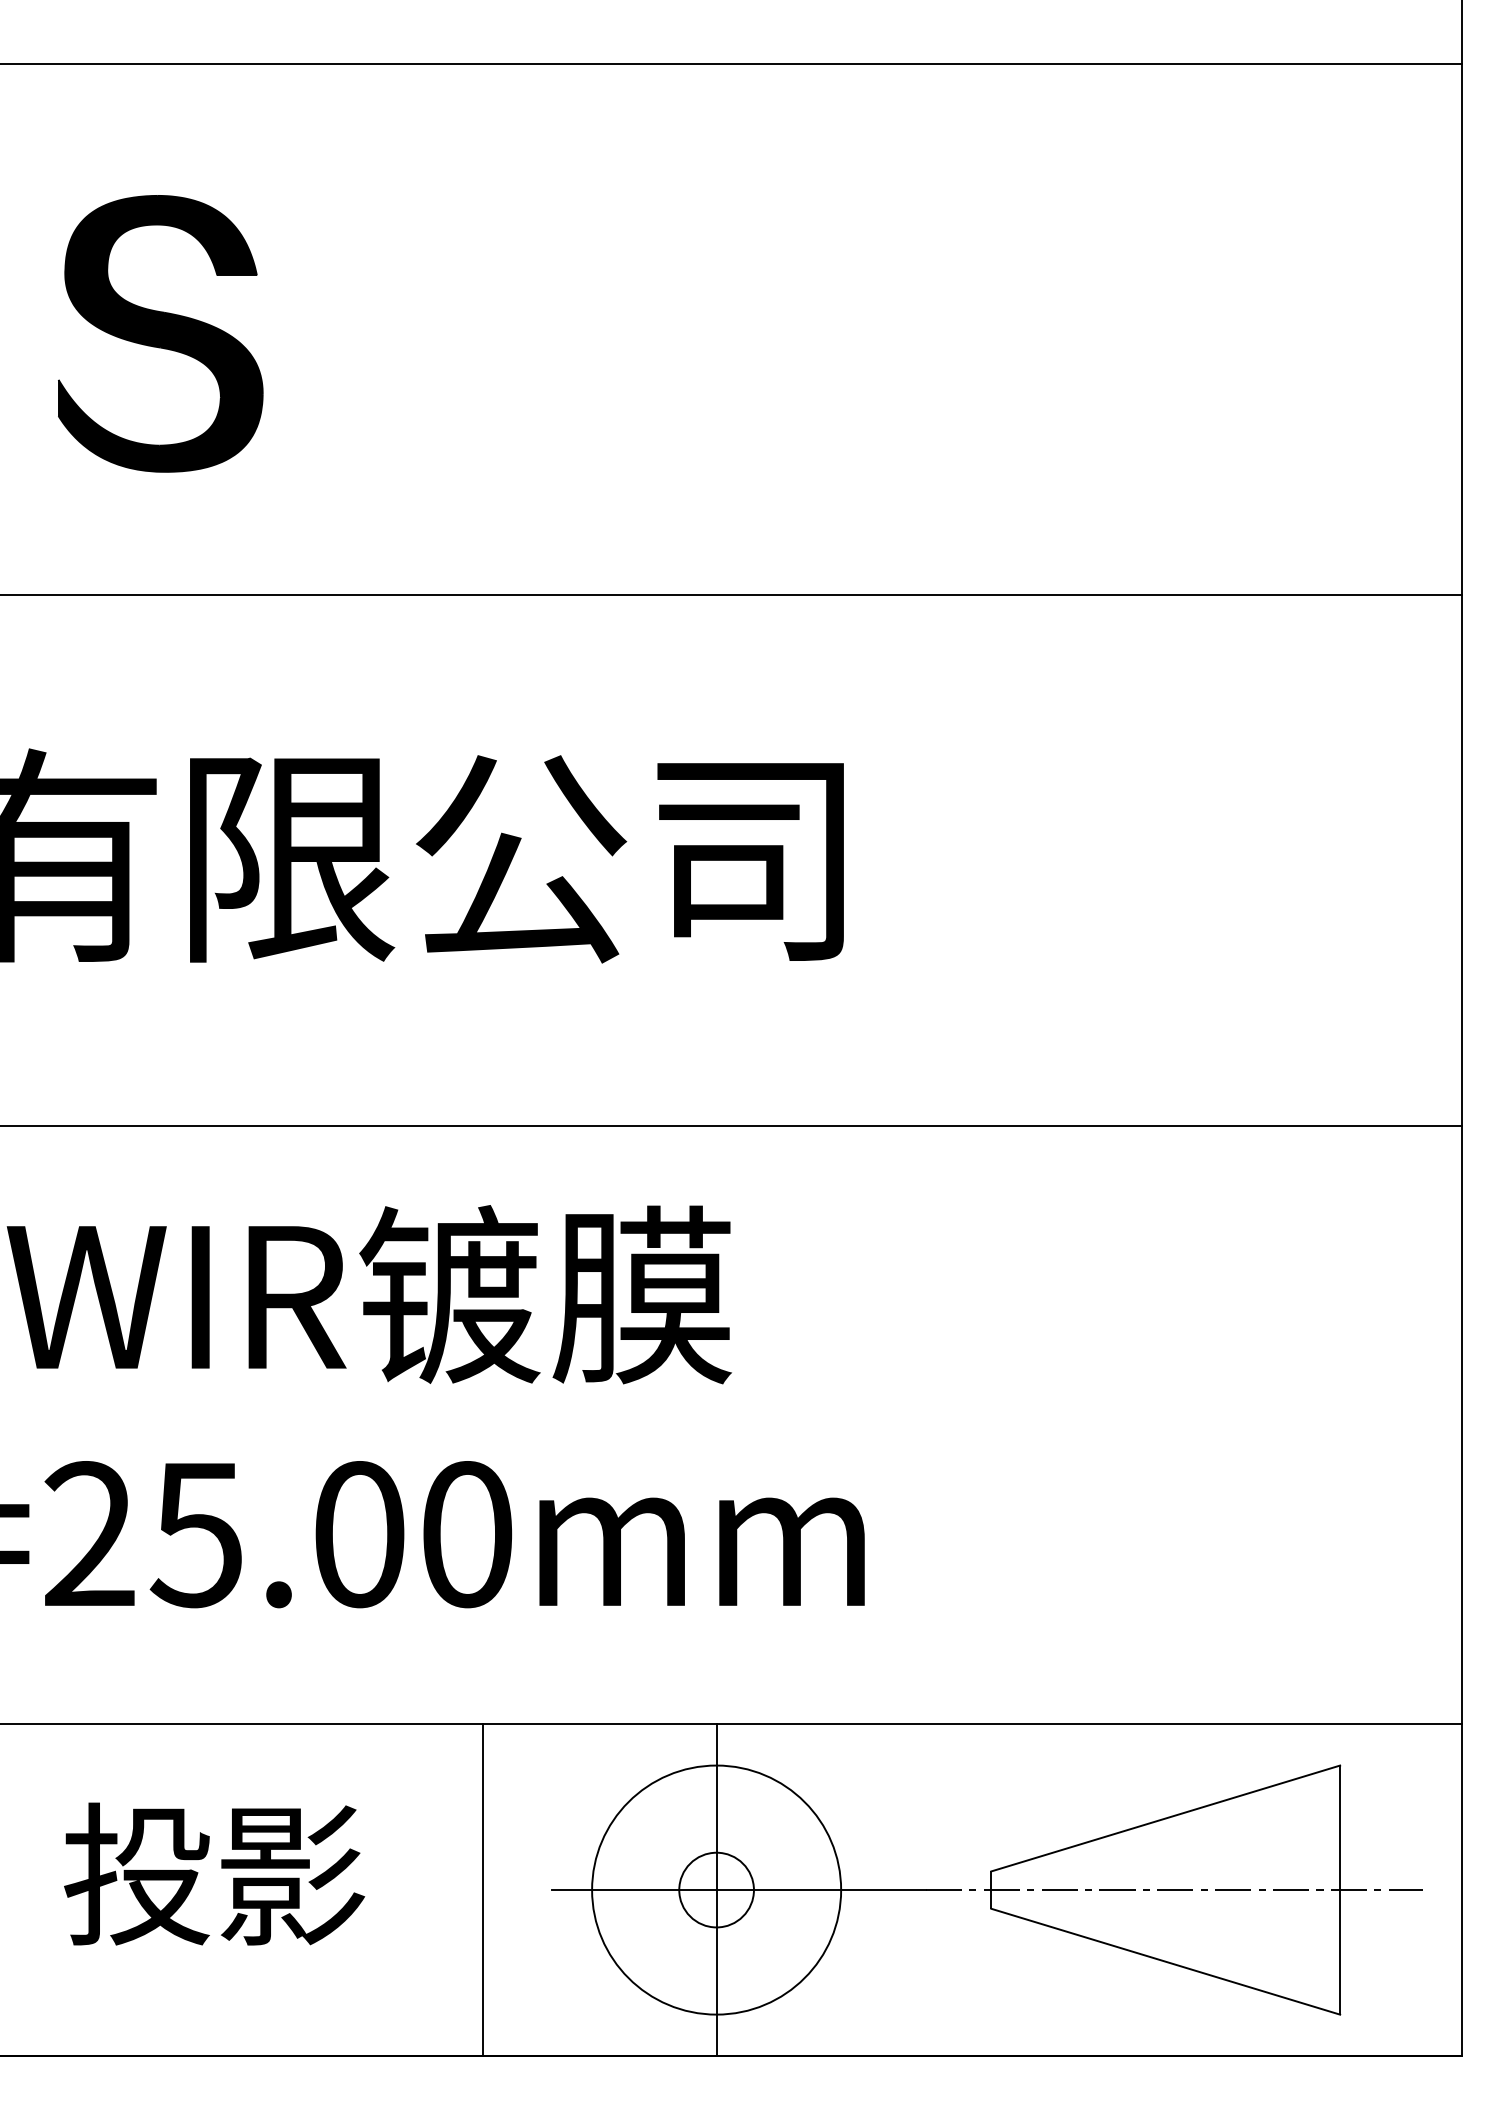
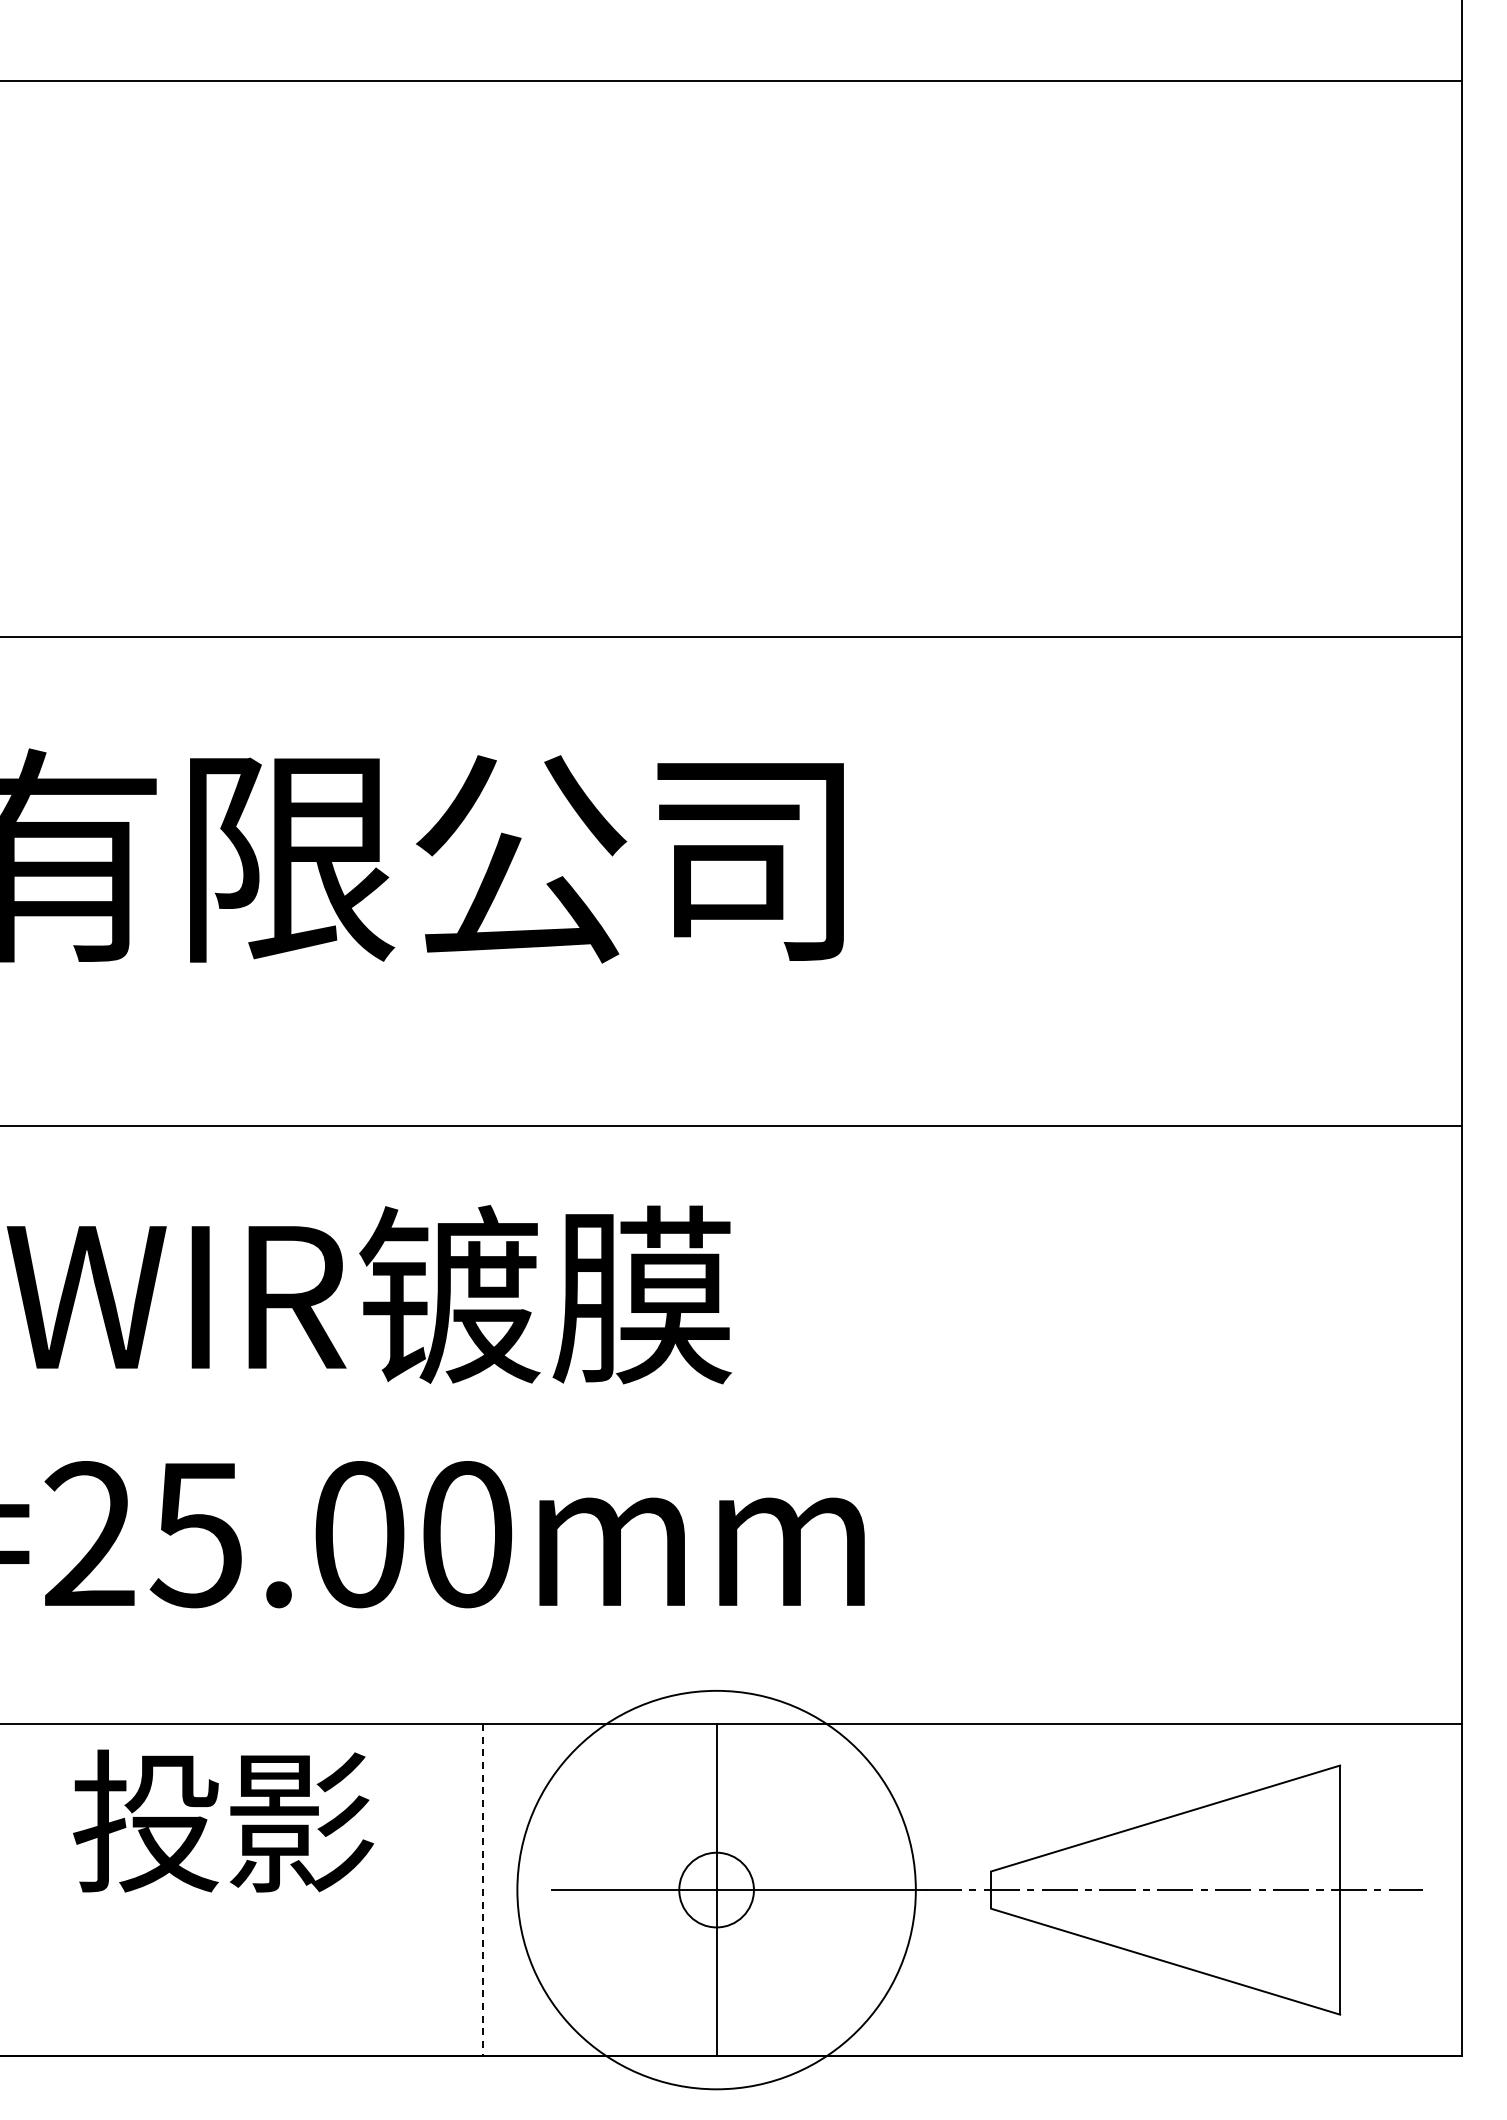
line position: (731, 63) -> (731, 80) (731, 80)
part: present -> none (160, 333)
line position: (731, 594) -> (731, 636) (731, 636)
text position: (214, 1873) -> (223, 1820) (223, 1820)
circle diameter: 249 px -> 398 px (716, 1889)
line: solid -> dashed (483, 1890)
